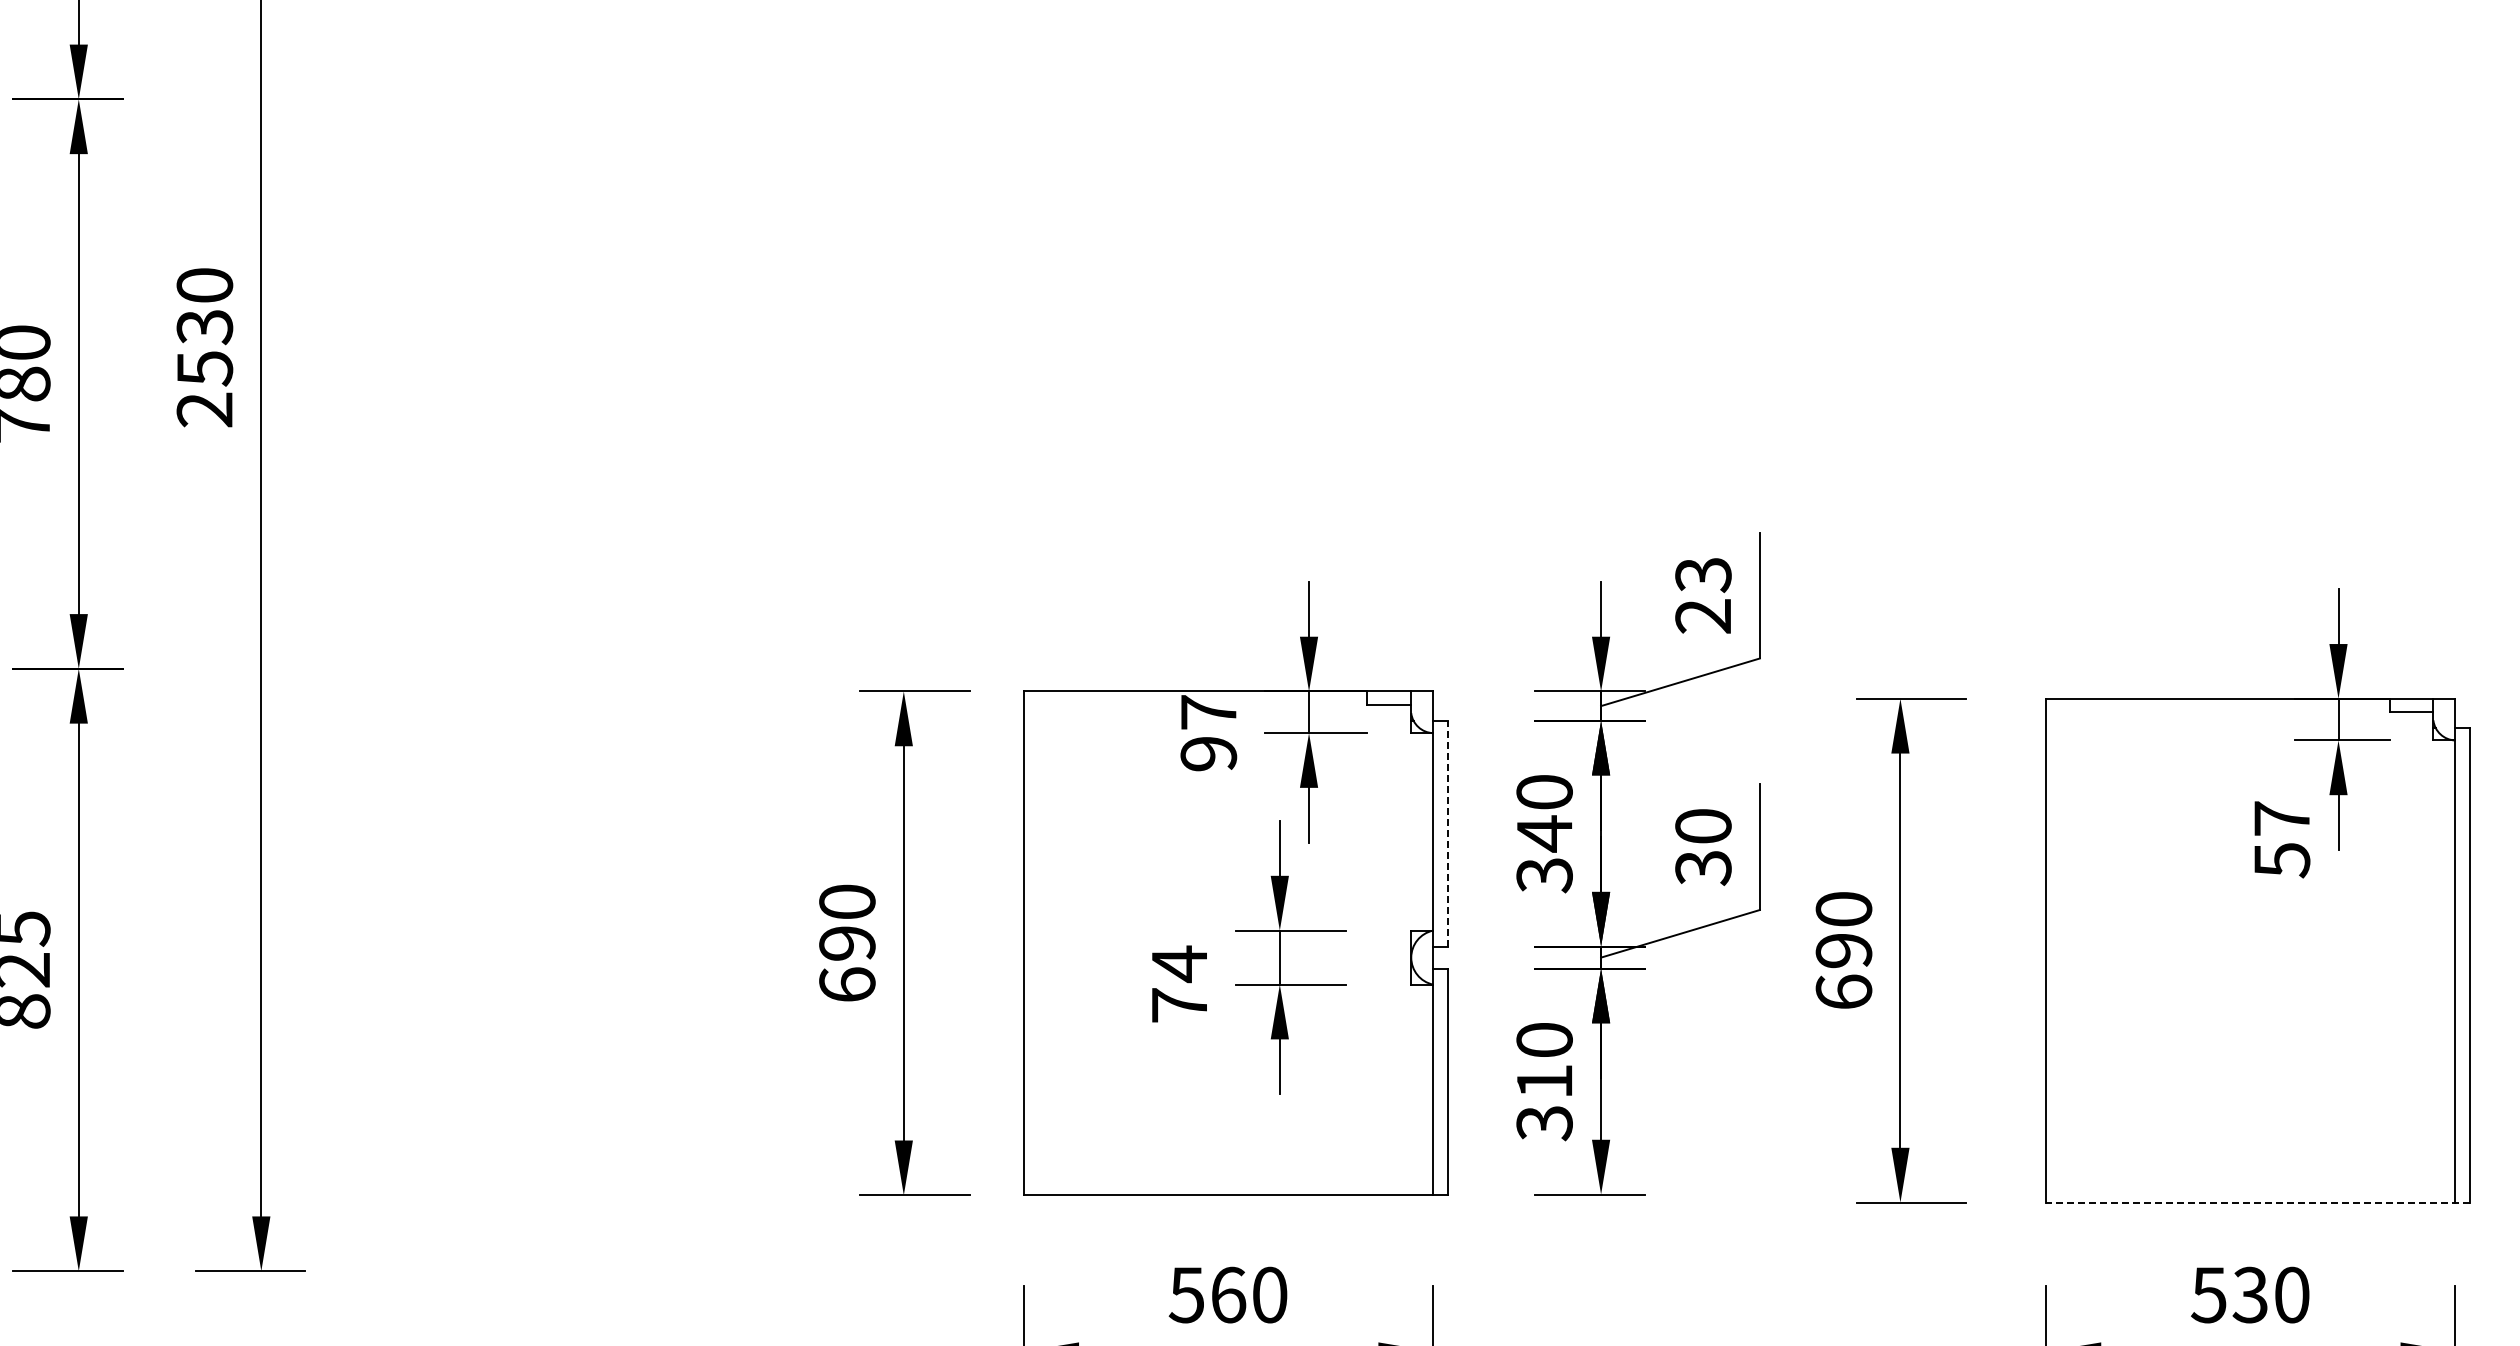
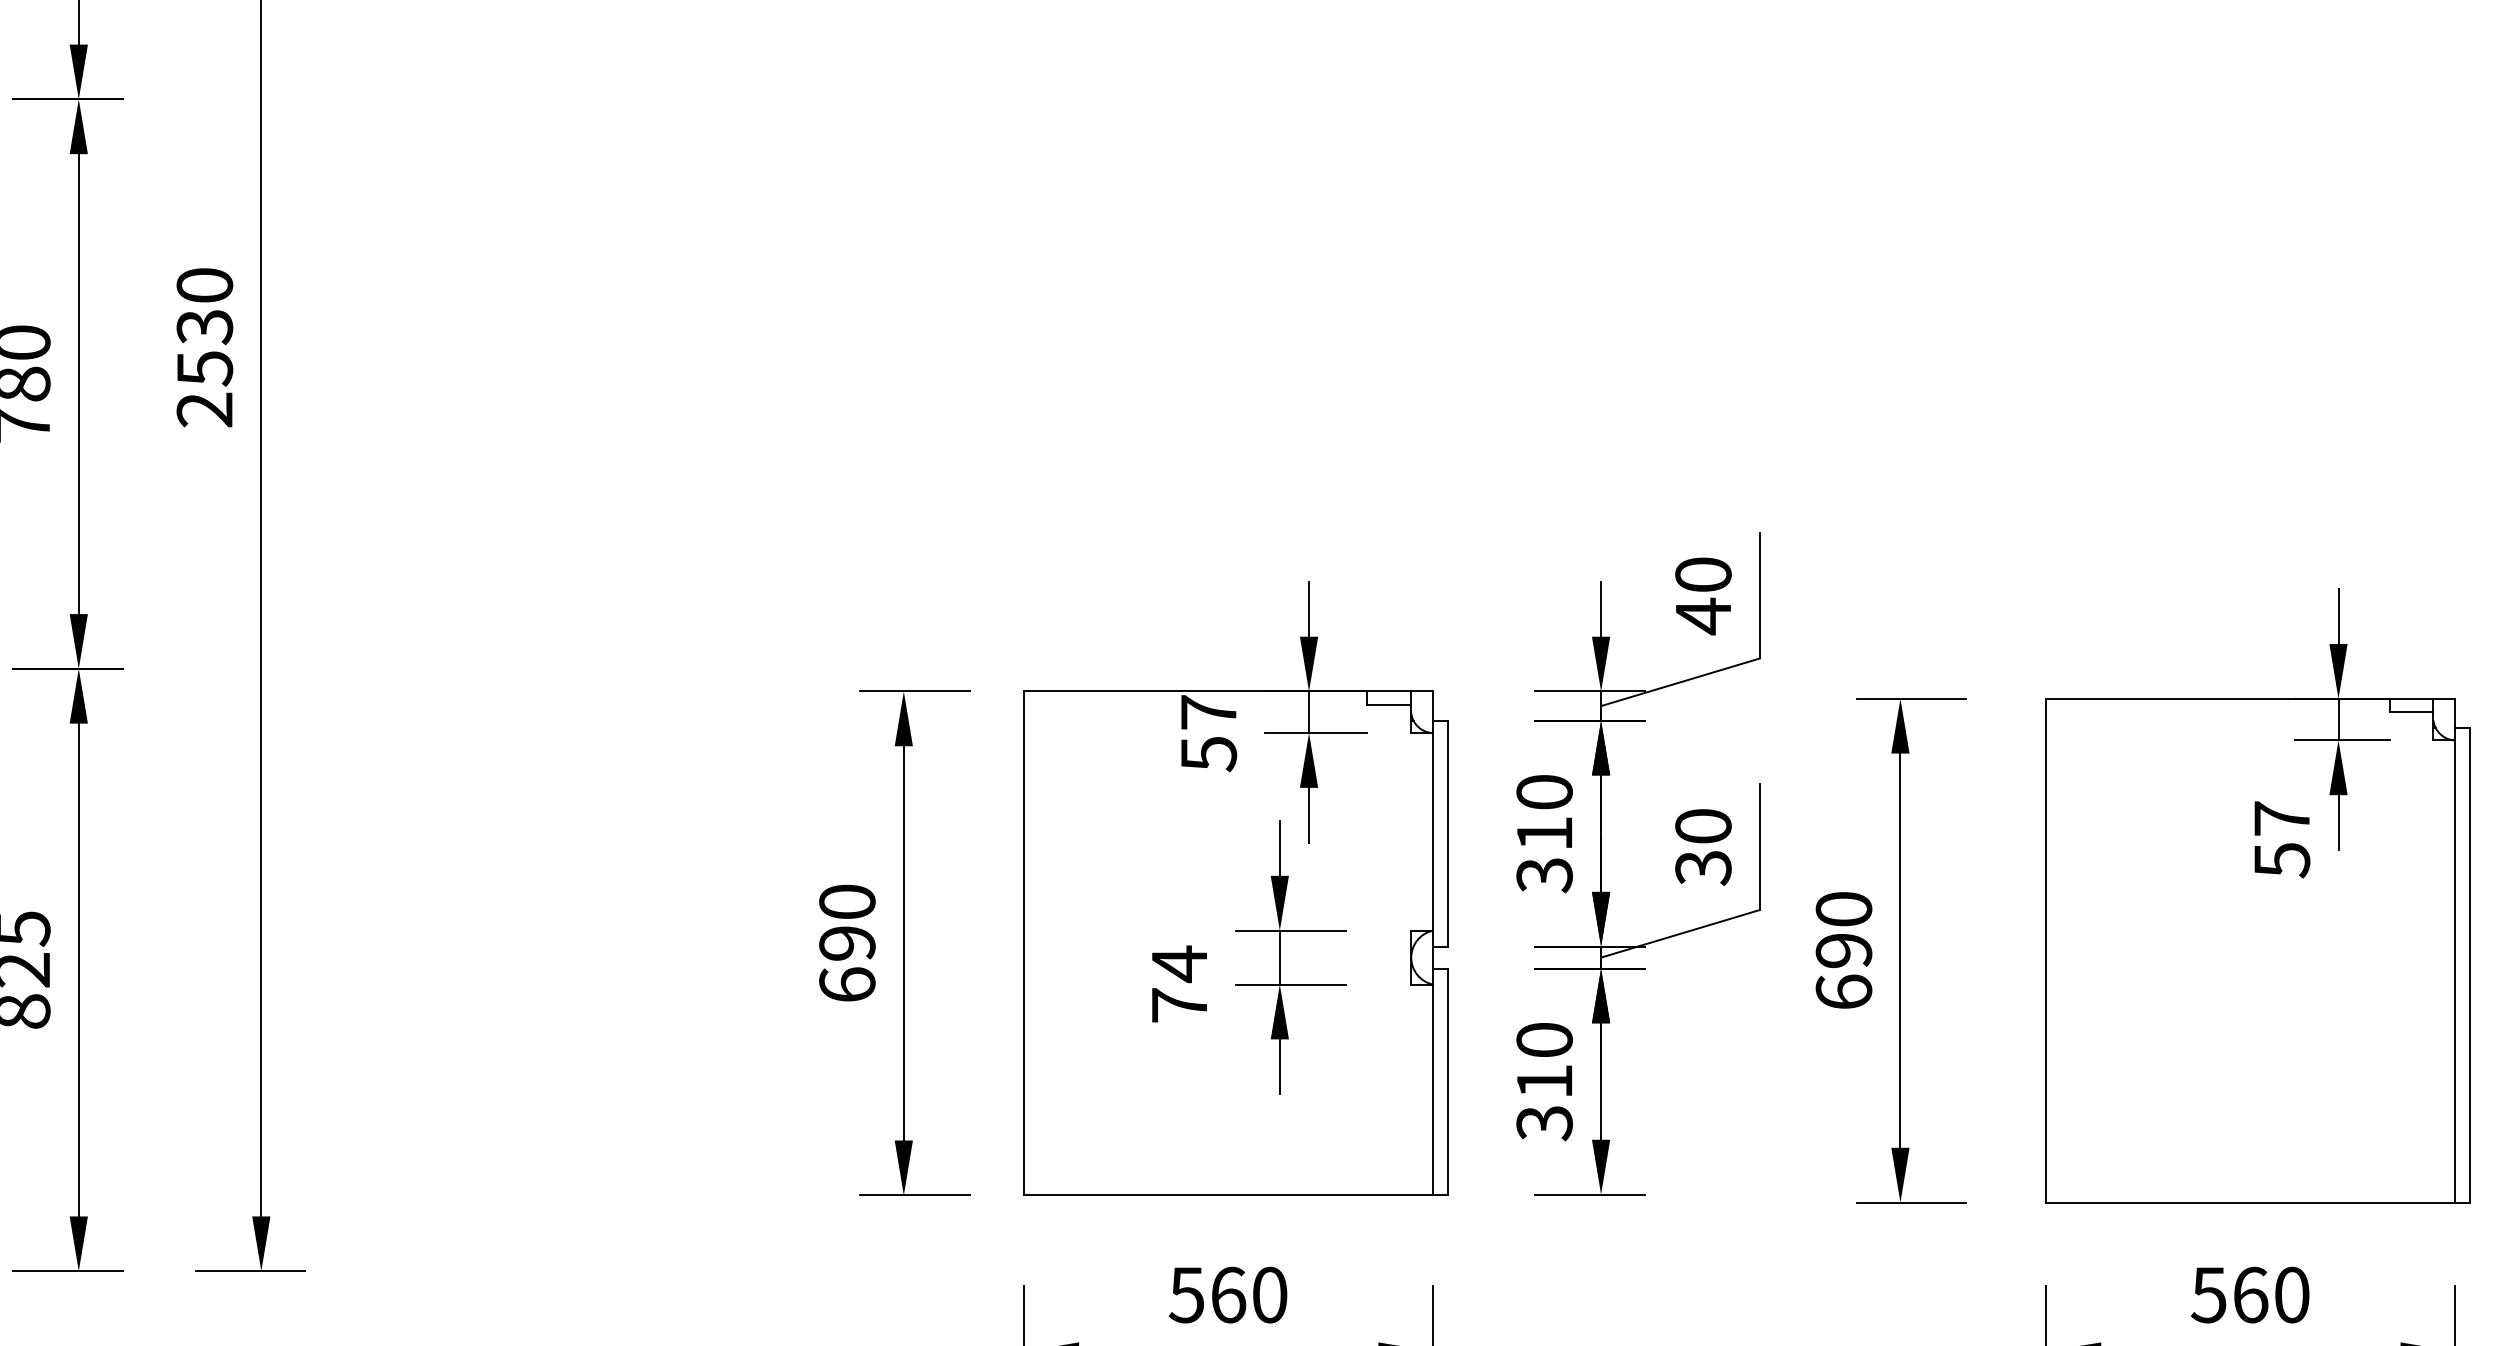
text: 23 -> 40 (1703, 596)
text: 97 -> 57 (1208, 754)
line: dashed -> solid (1447, 833)
text: 340 -> 310 (1544, 833)
line: dashed -> solid (2258, 1202)
text: 530 -> 560 (2250, 1294)
